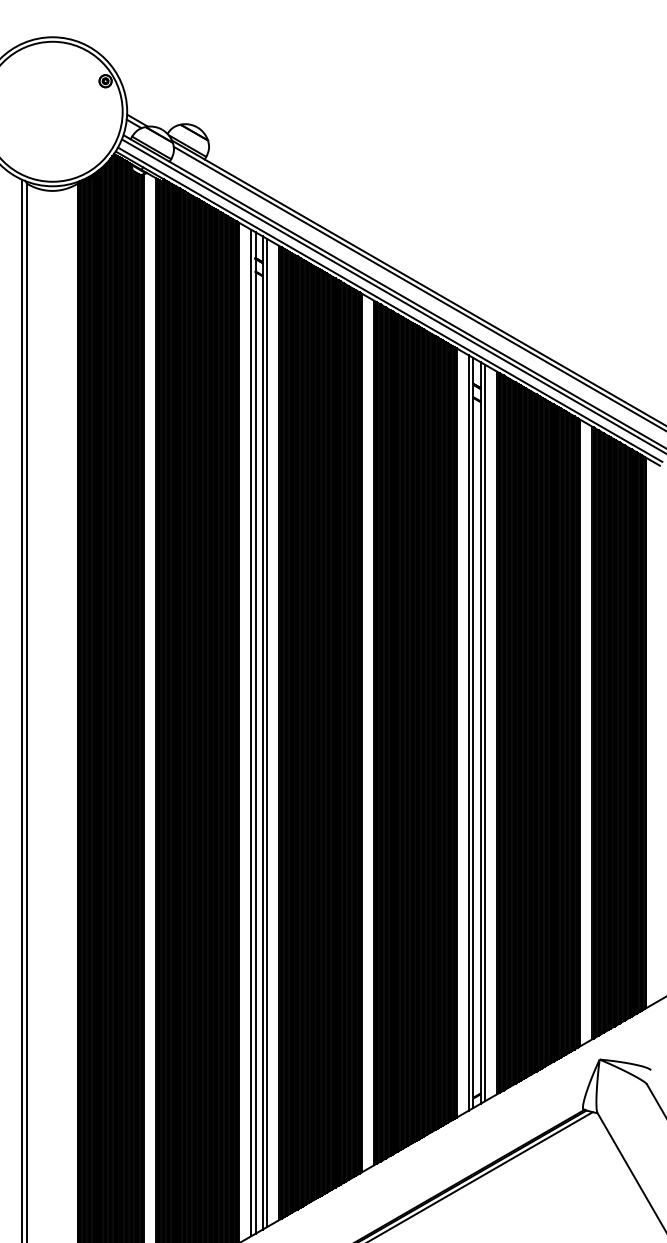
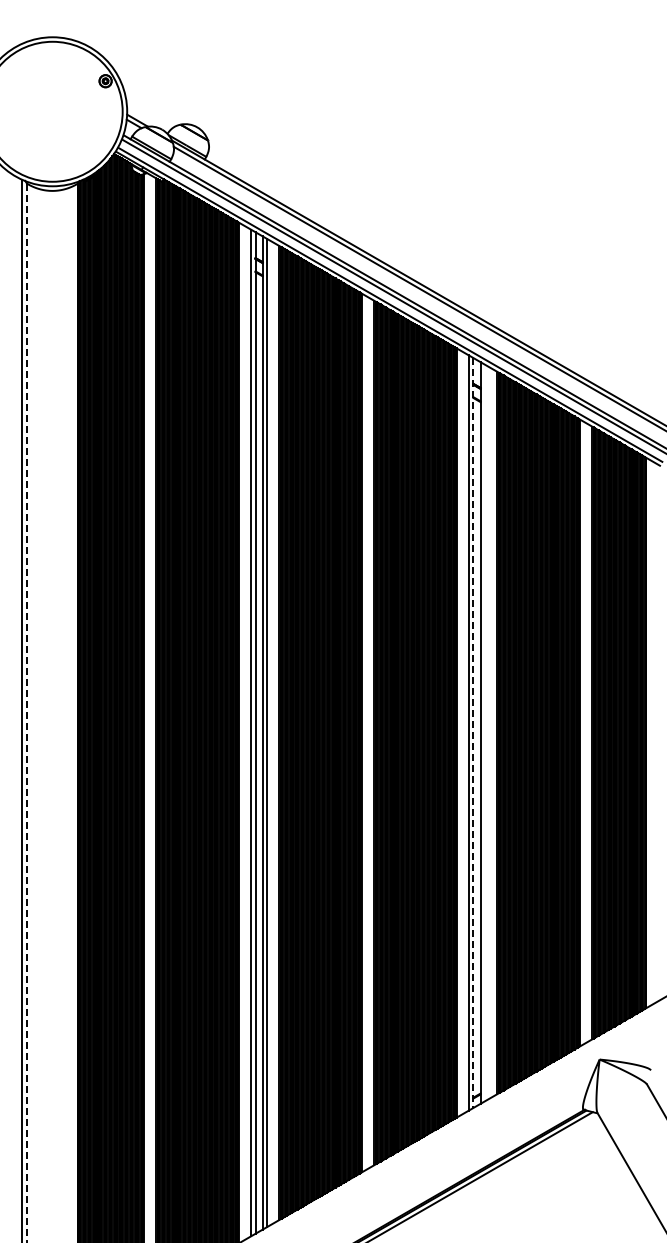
line: solid -> dashed (27, 713)
line: present -> none (485, 732)
line: solid -> dashed (473, 733)
